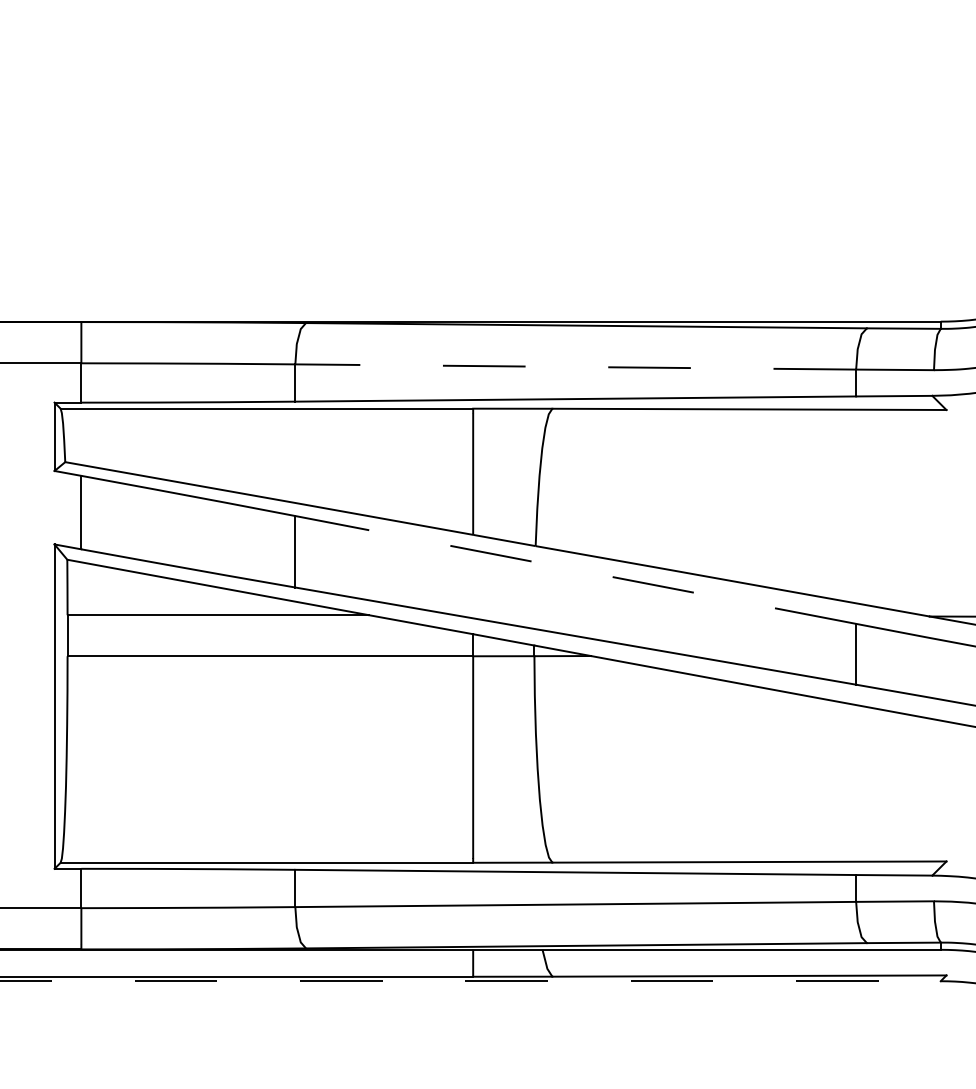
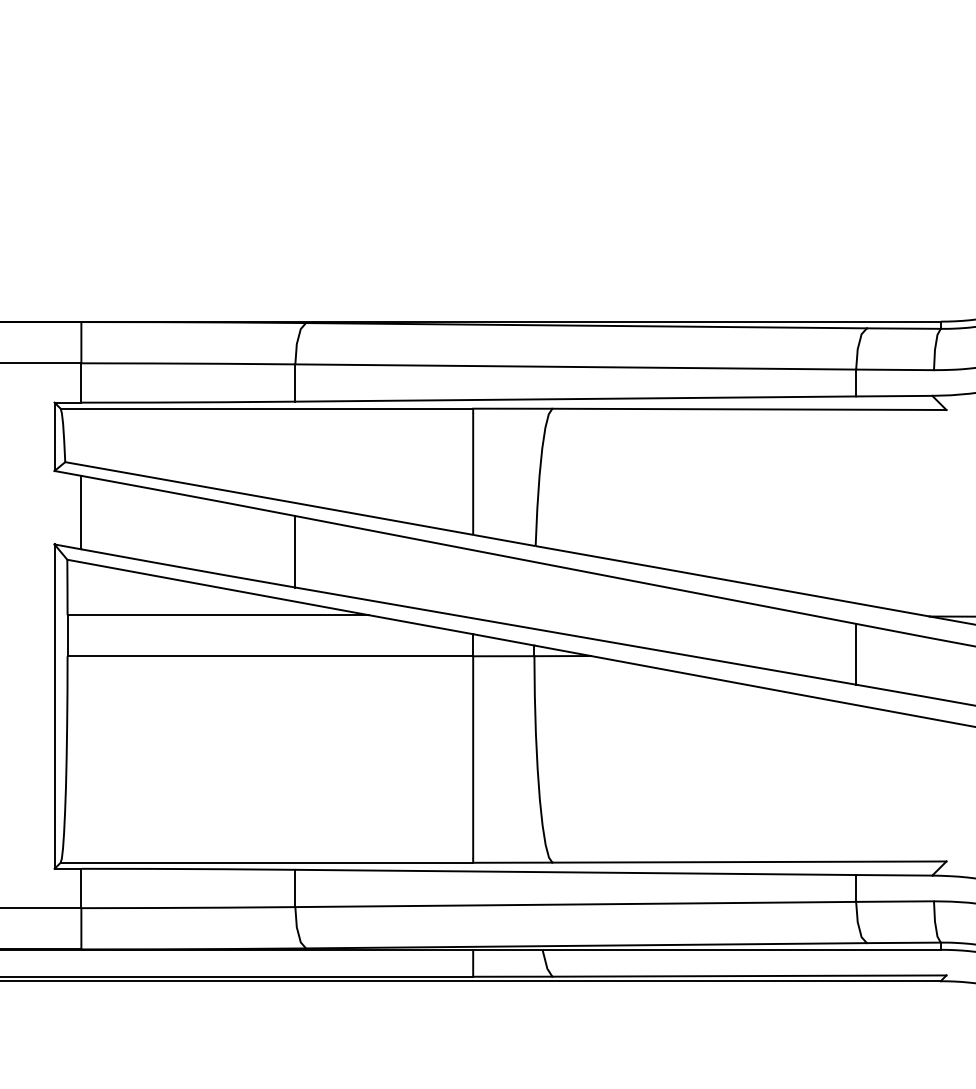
line: dashed -> solid (575, 366)
line: dashed -> solid (575, 569)
line: dashed -> solid (470, 981)
